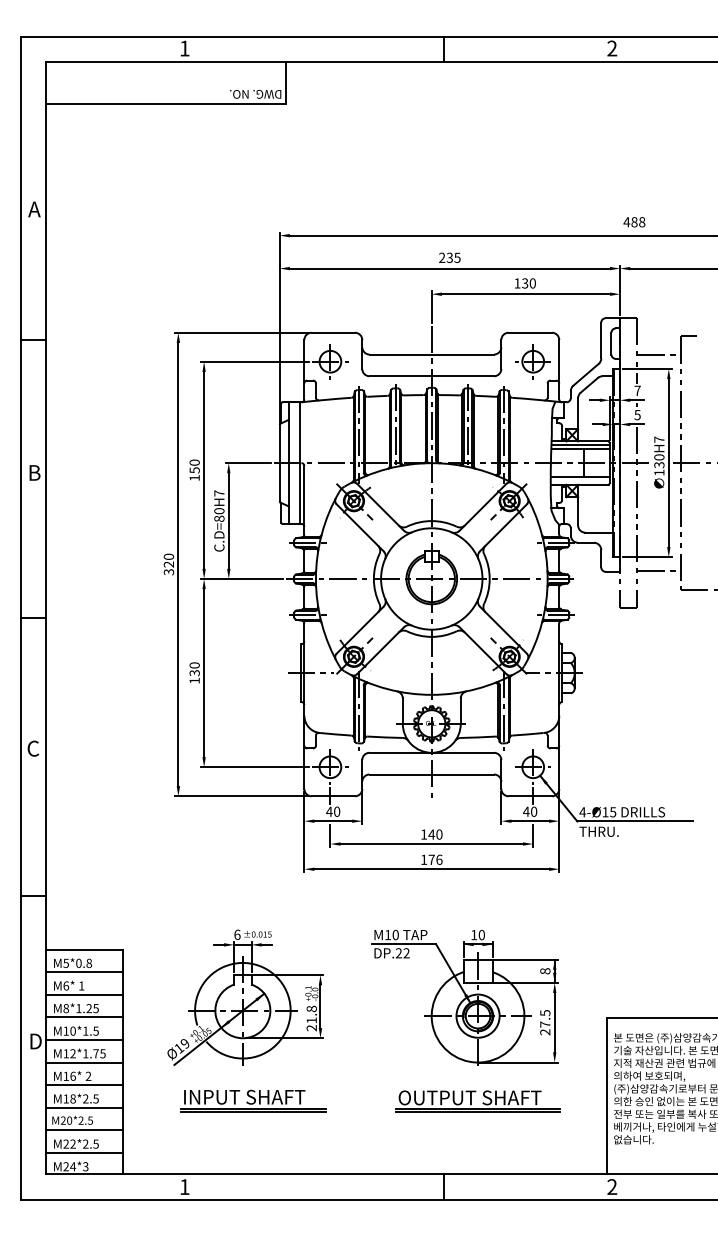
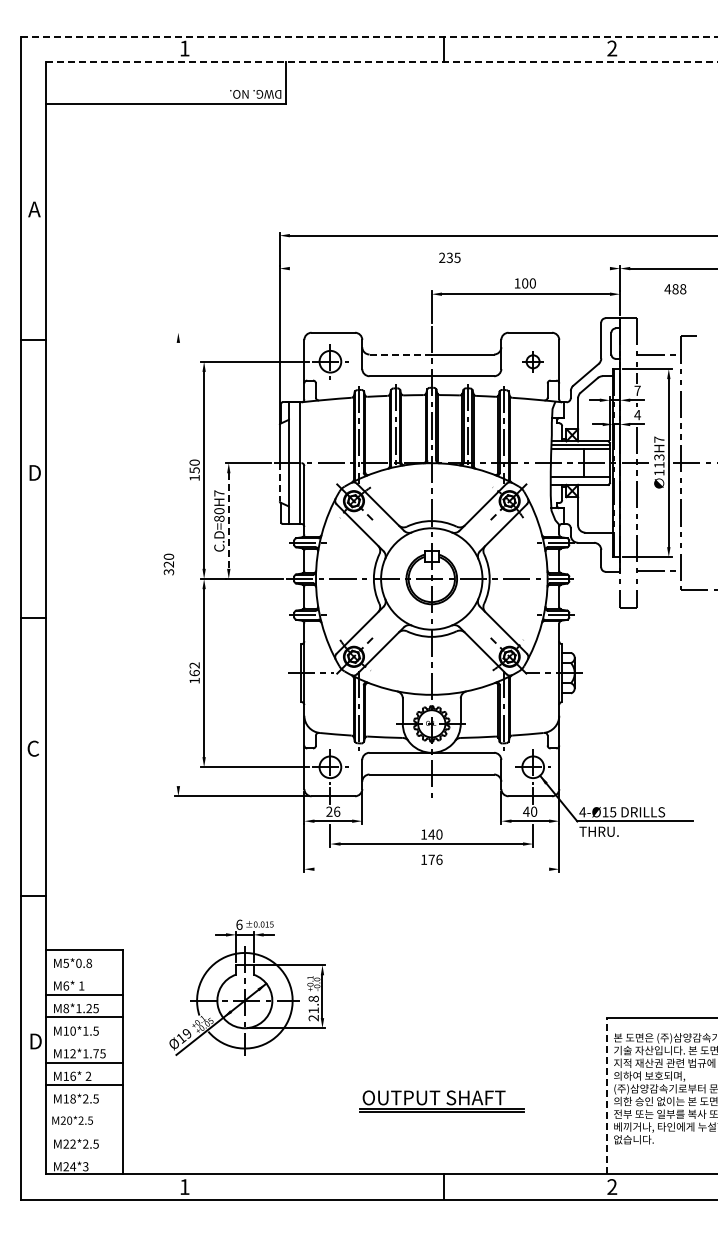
line: solid -> dashed (369, 37)
line: solid -> dashed (382, 61)
text position: (634, 222) -> (675, 289) (675, 289)
line: present -> none (448, 268)
text: 130 -> 100 (525, 283)
line: present -> none (241, 332)
line: solid -> dashed (401, 354)
part size: 36x36 px -> 22x22 px (532, 361)
text: 5 -> 4 (637, 415)
text: 130H7 -> 113H7 (659, 461)
text: B -> D (35, 472)
line: solid -> dashed (279, 482)
line: solid -> dashed (228, 521)
line: present -> none (178, 564)
text: 130 -> 162 (194, 669)
text: 40 -> 26 (333, 811)
line: present -> none (431, 869)
line: present -> none (84, 972)
part position: (245, 997) -> (247, 987) (247, 987)
part: present -> none (464, 997)
line: present -> none (84, 1039)
line: solid -> dashed (607, 1096)
part: present -> none (253, 1100)
part position: (477, 1101) -> (441, 1101) (441, 1101)
line: present -> none (84, 1107)
line: present -> none (84, 1130)
line: present -> none (84, 1152)
